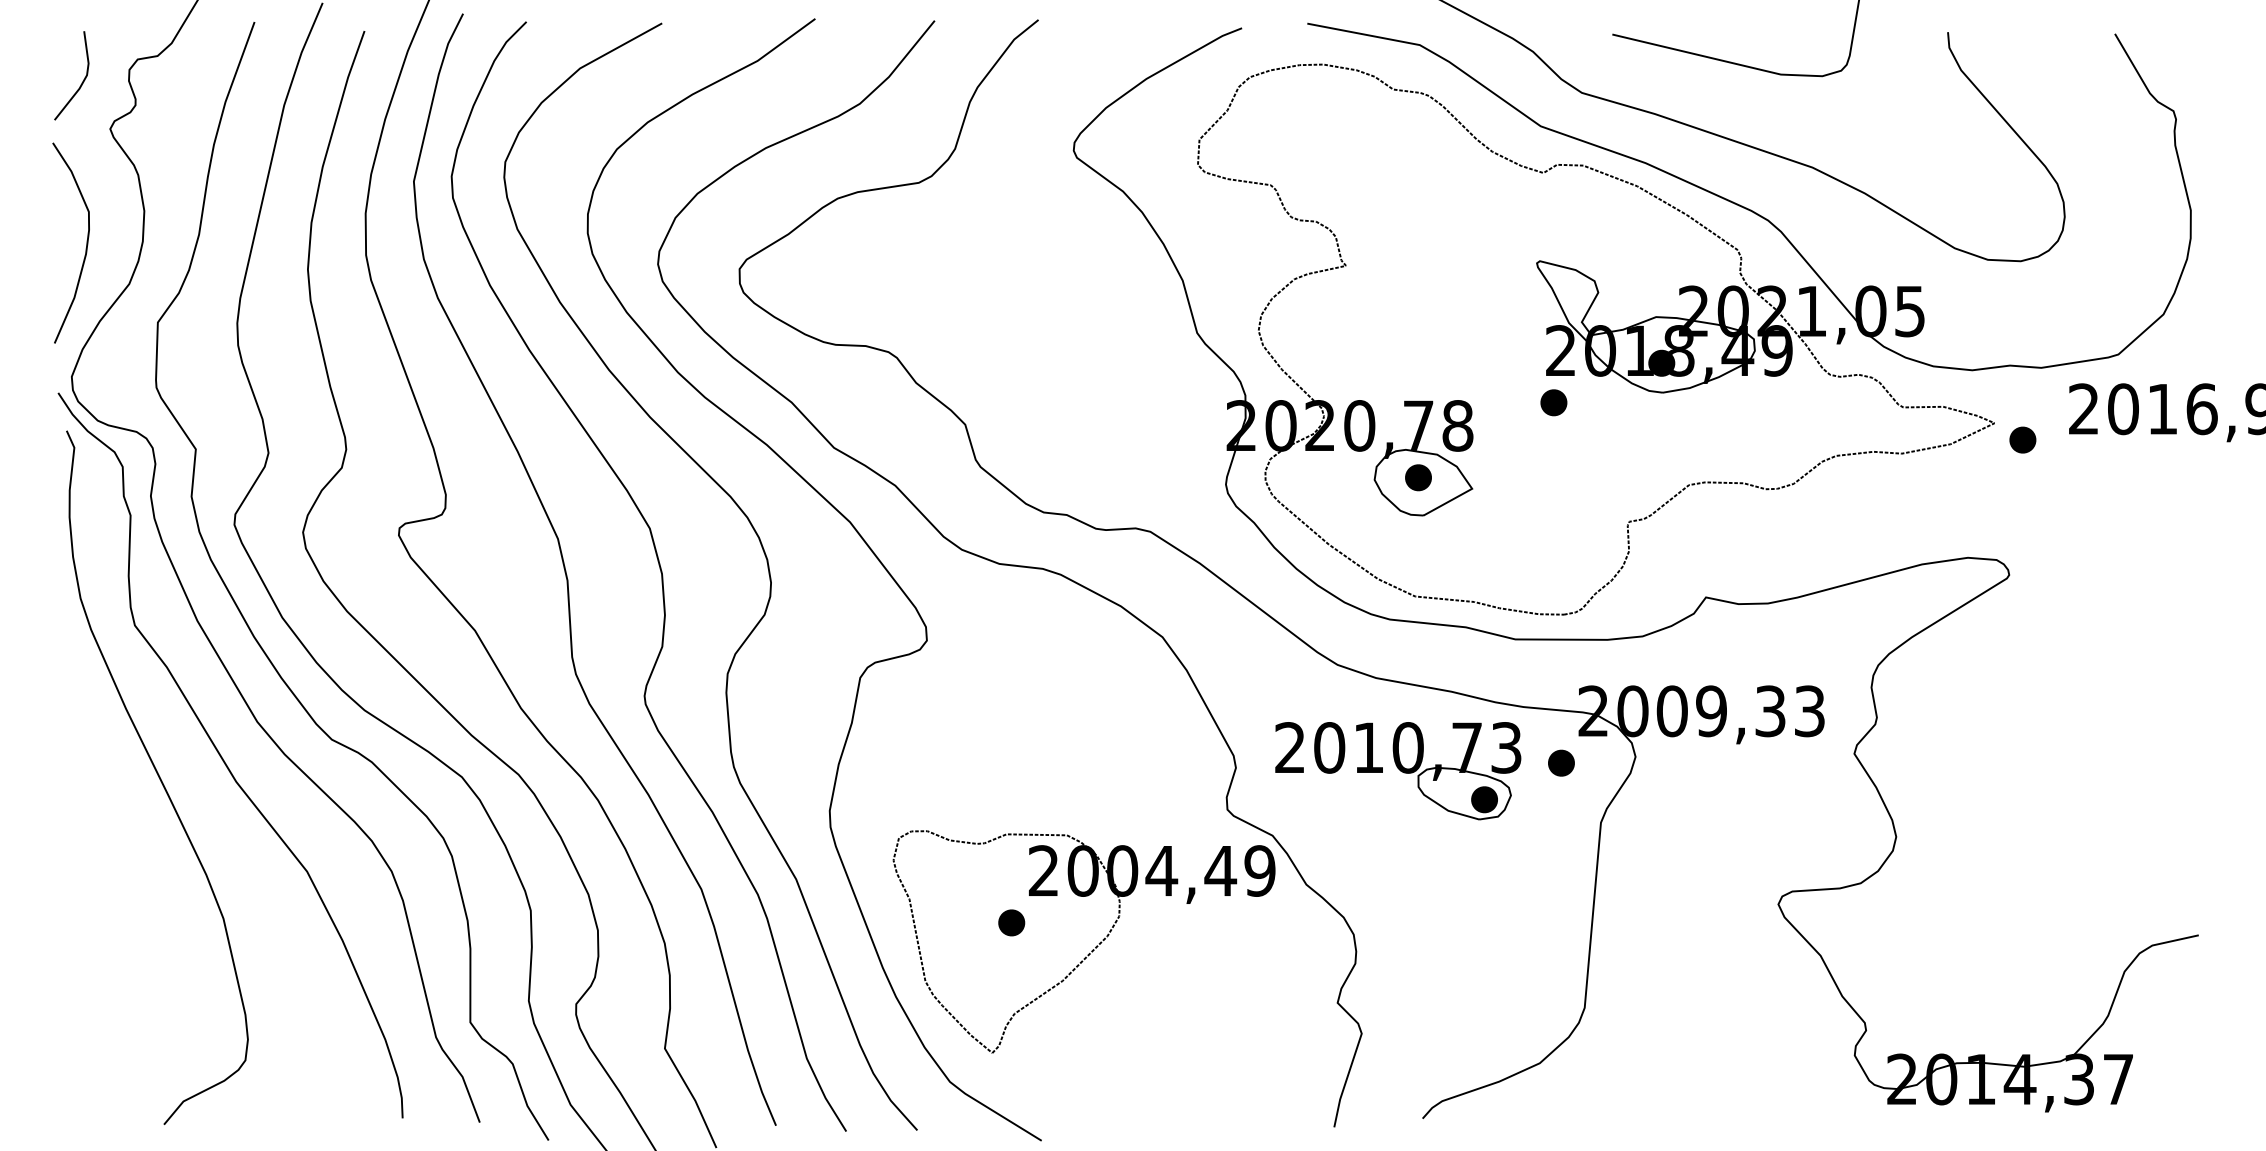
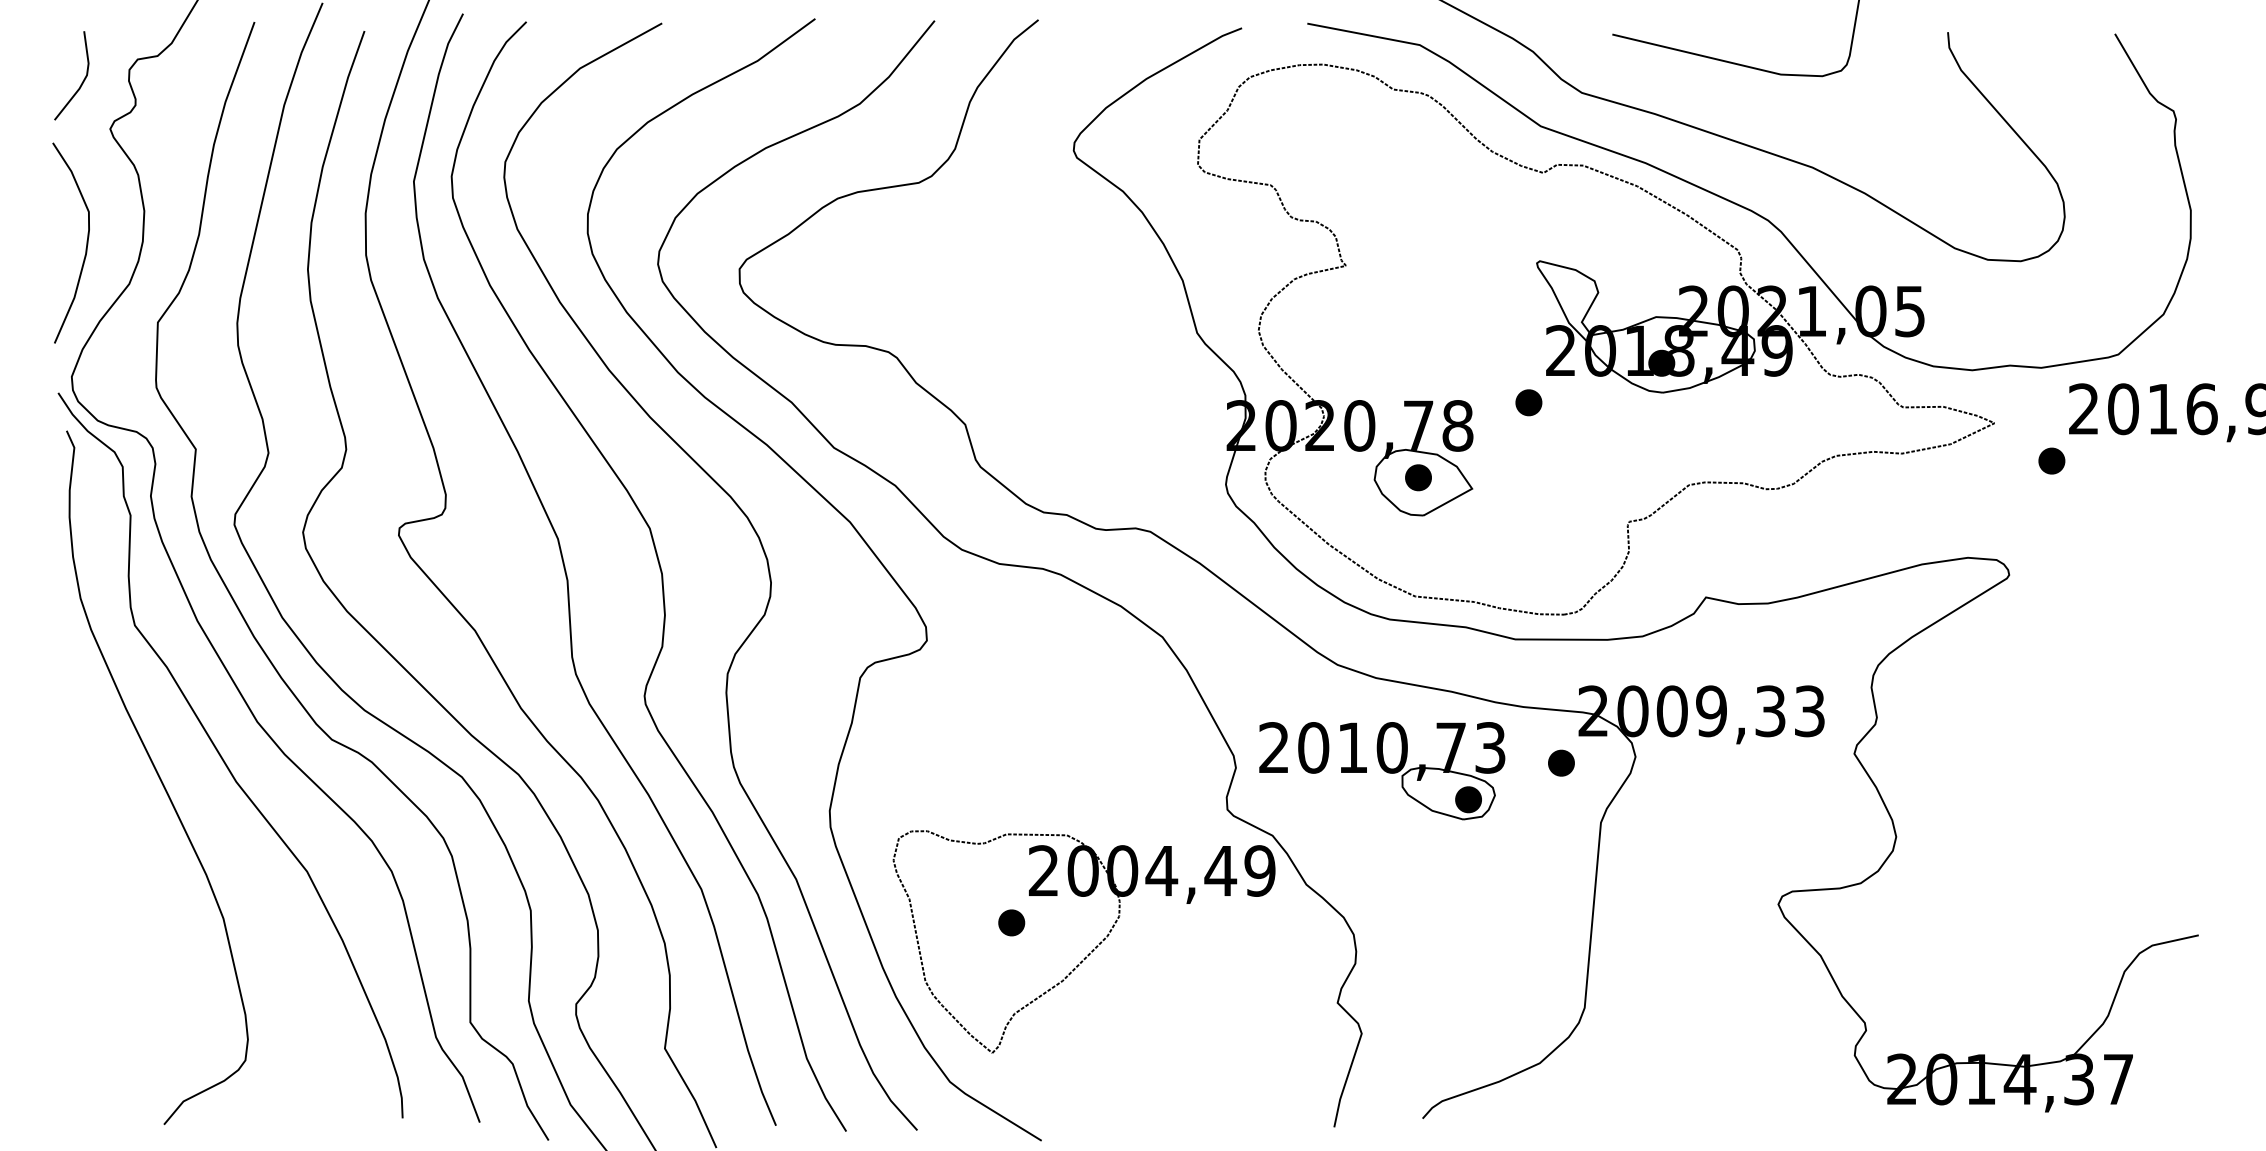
part position: (1553, 402) -> (1528, 402) (1528, 402)
part position: (2022, 439) -> (2051, 460) (2051, 460)
part position: (1398, 771) -> (1382, 771) (1382, 771)
